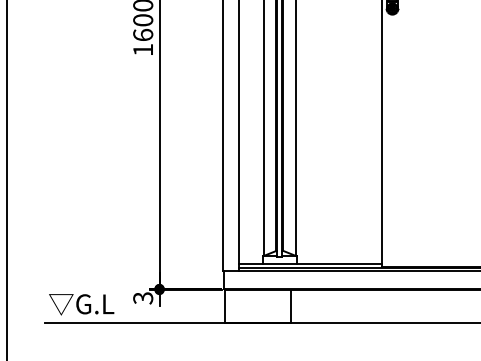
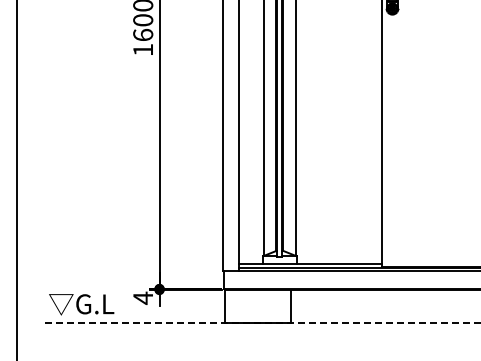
line position: (6, 179) -> (16, 179) (16, 179)
text: 3 -> 4 (143, 297)
line: solid -> dashed (262, 322)
